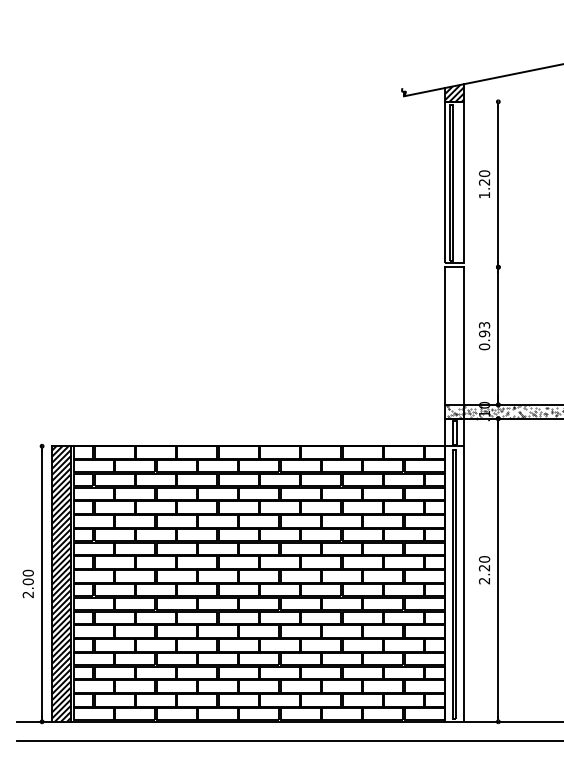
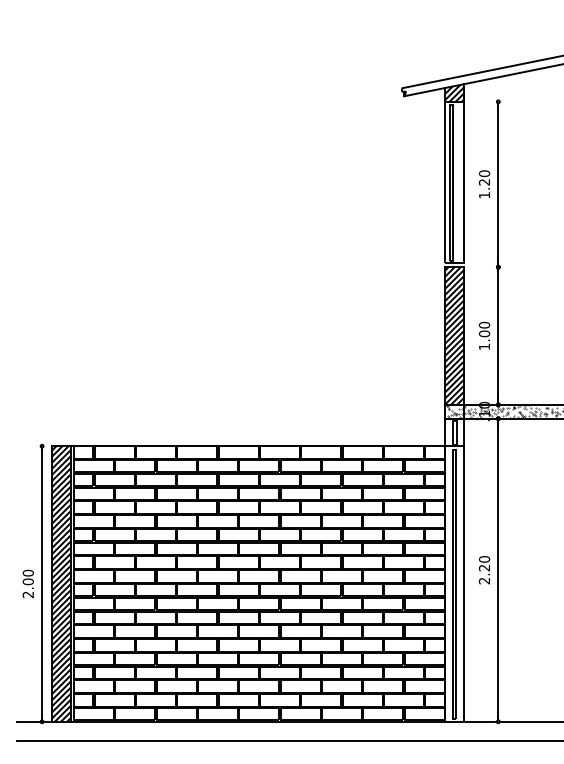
line: none -> present (481, 72)
hatch: none -> present (454, 335)
text: 0.93 -> 1.00 (484, 335)
